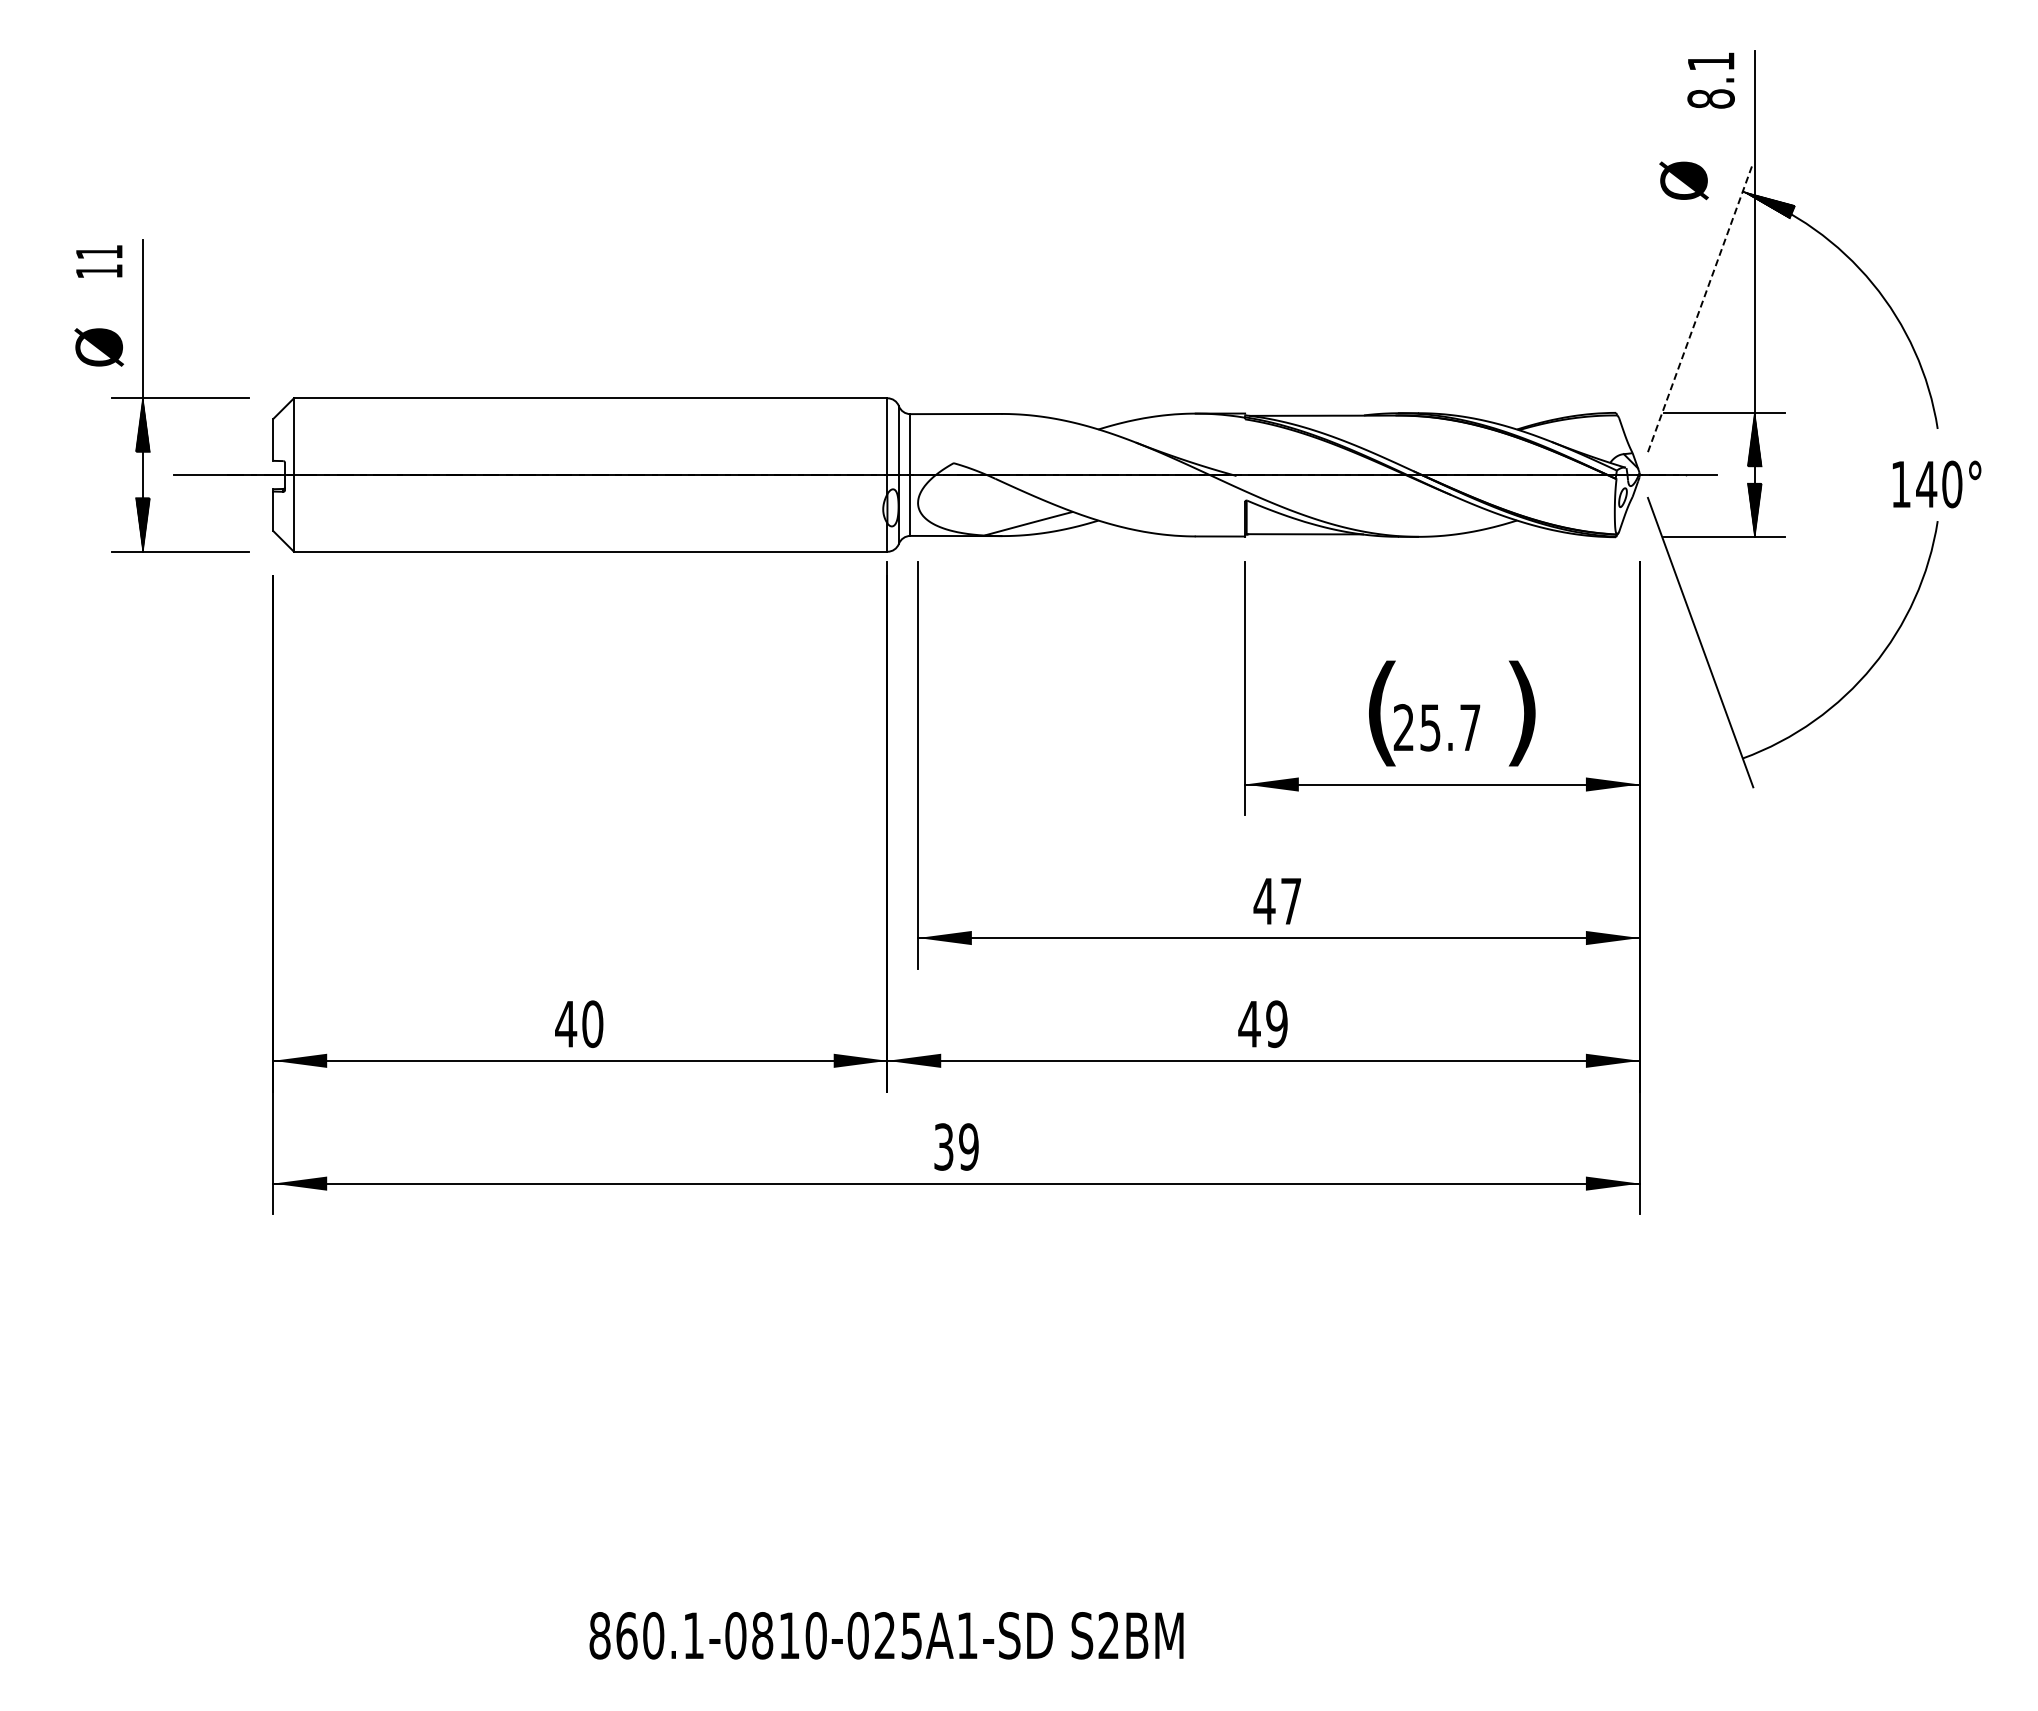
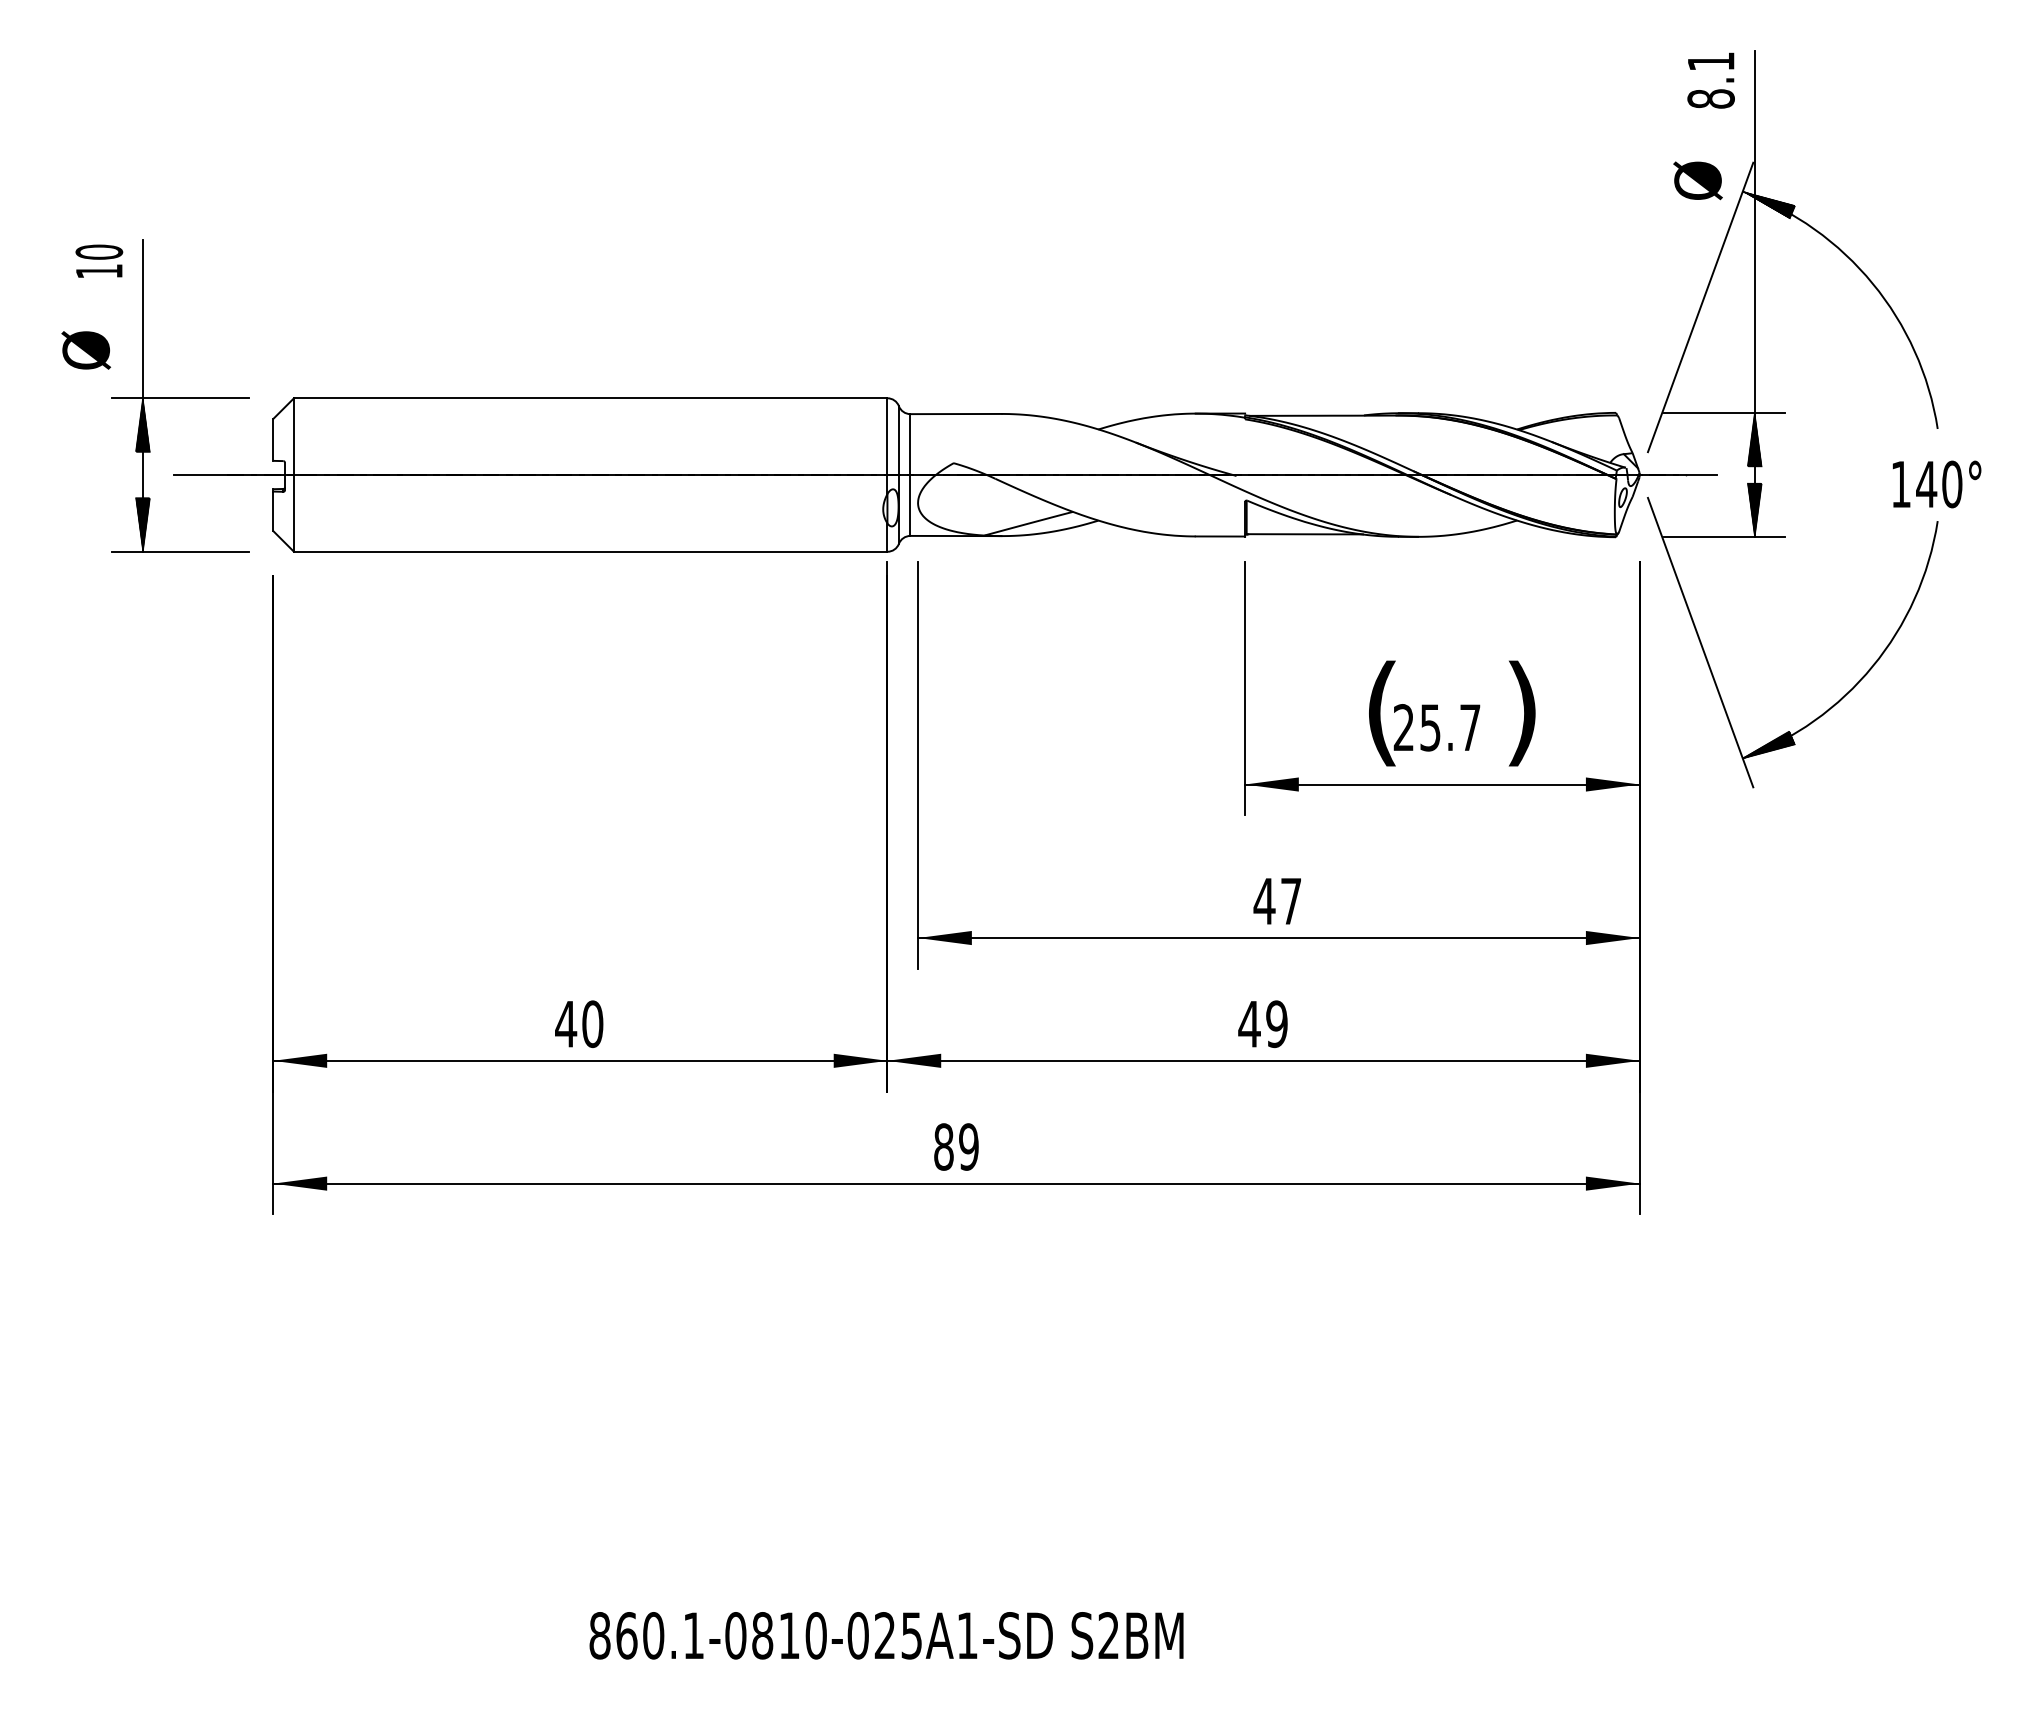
text position: (1683, 180) -> (1697, 180) (1697, 180)
text: 11 -> 10 (99, 251)
line: dashed -> solid (1700, 307)
text position: (99, 347) -> (86, 350) (86, 350)
hatch: none -> present (1768, 744)
text: 39 -> 89 (943, 1146)
